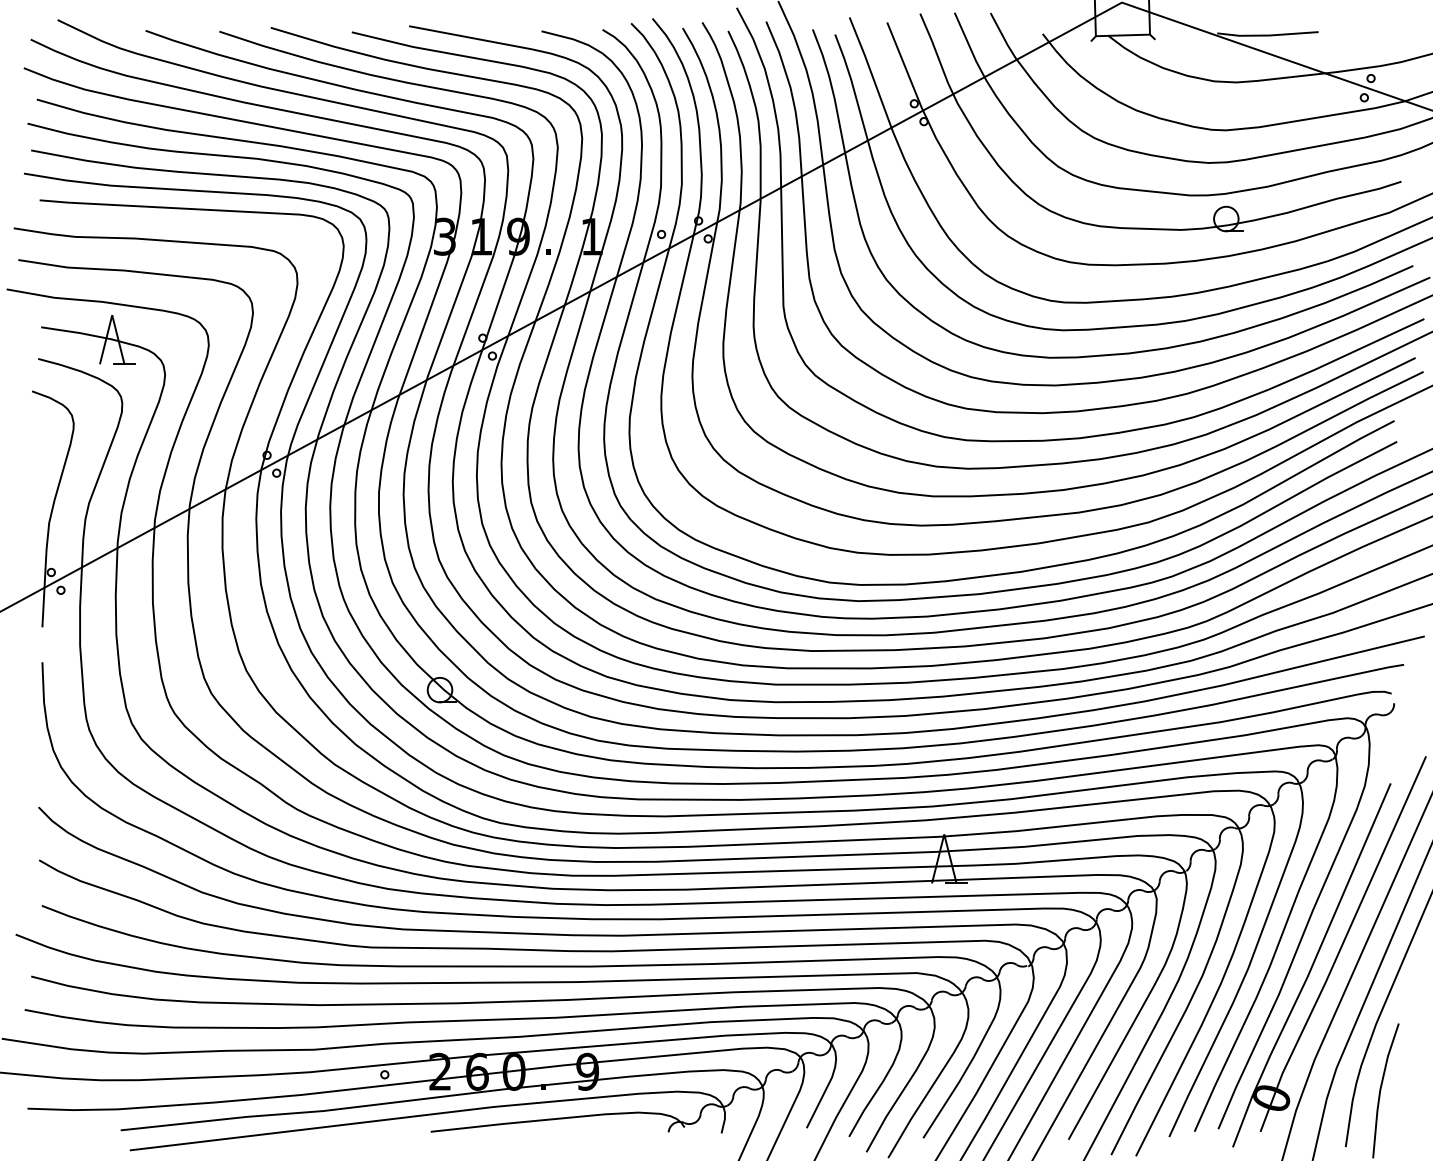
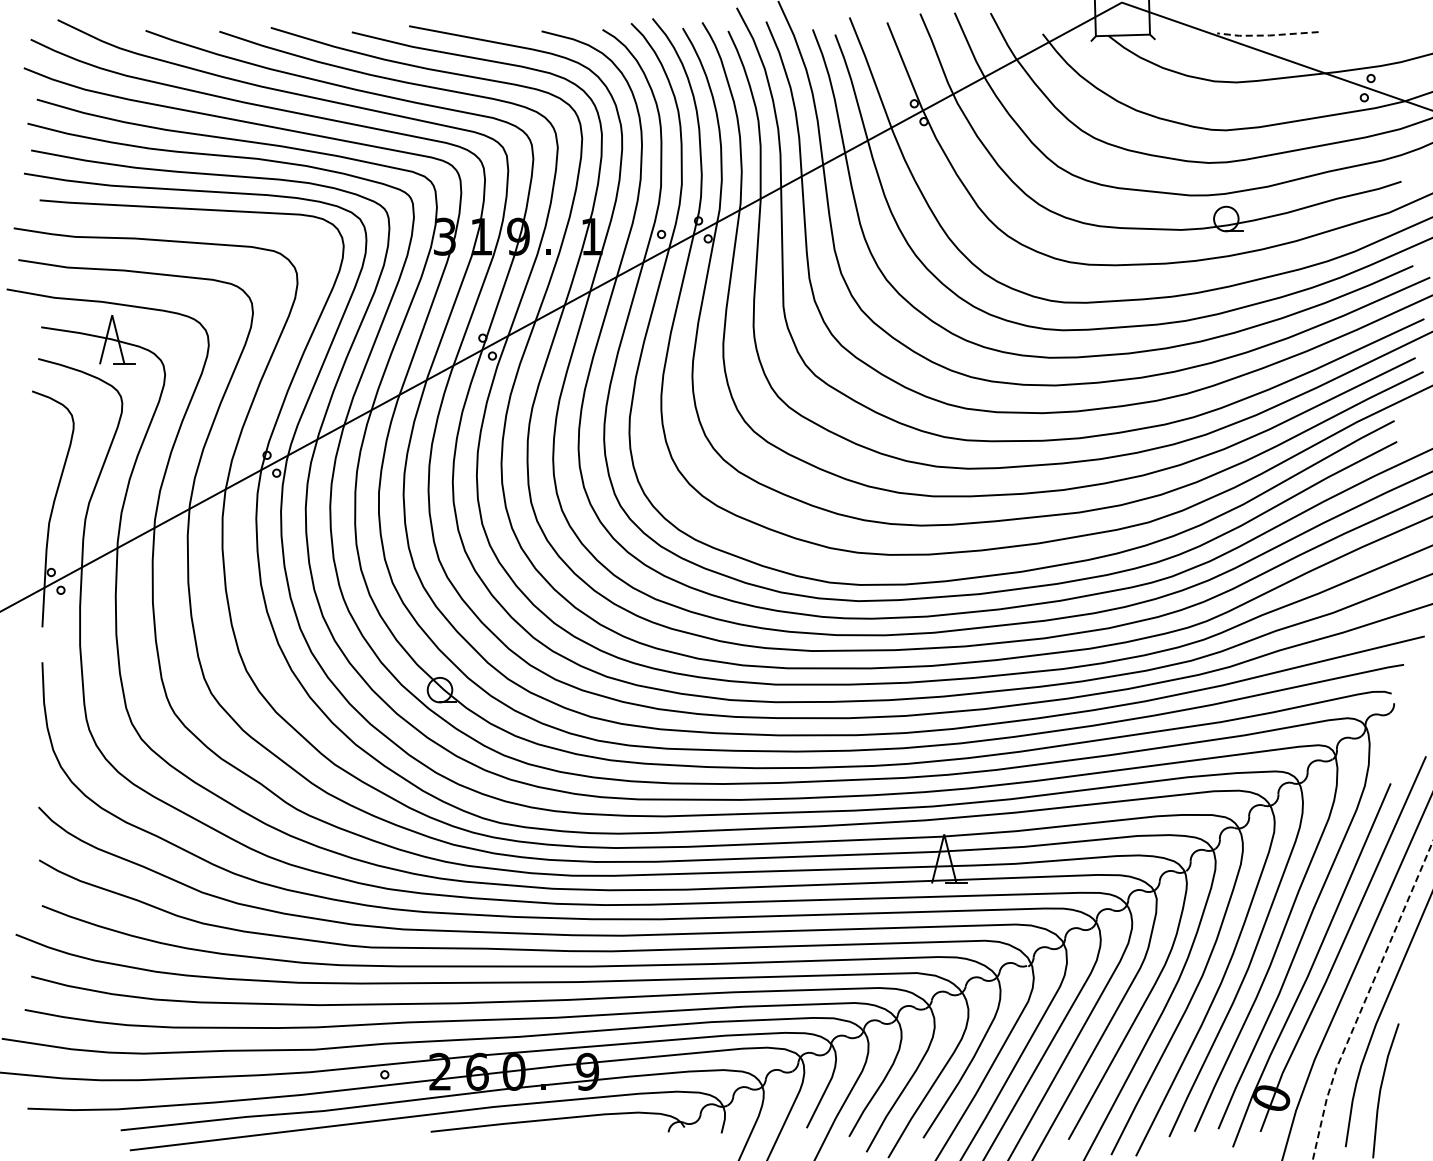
line: solid -> dashed (1267, 35)
line: solid -> dashed (1365, 1000)
